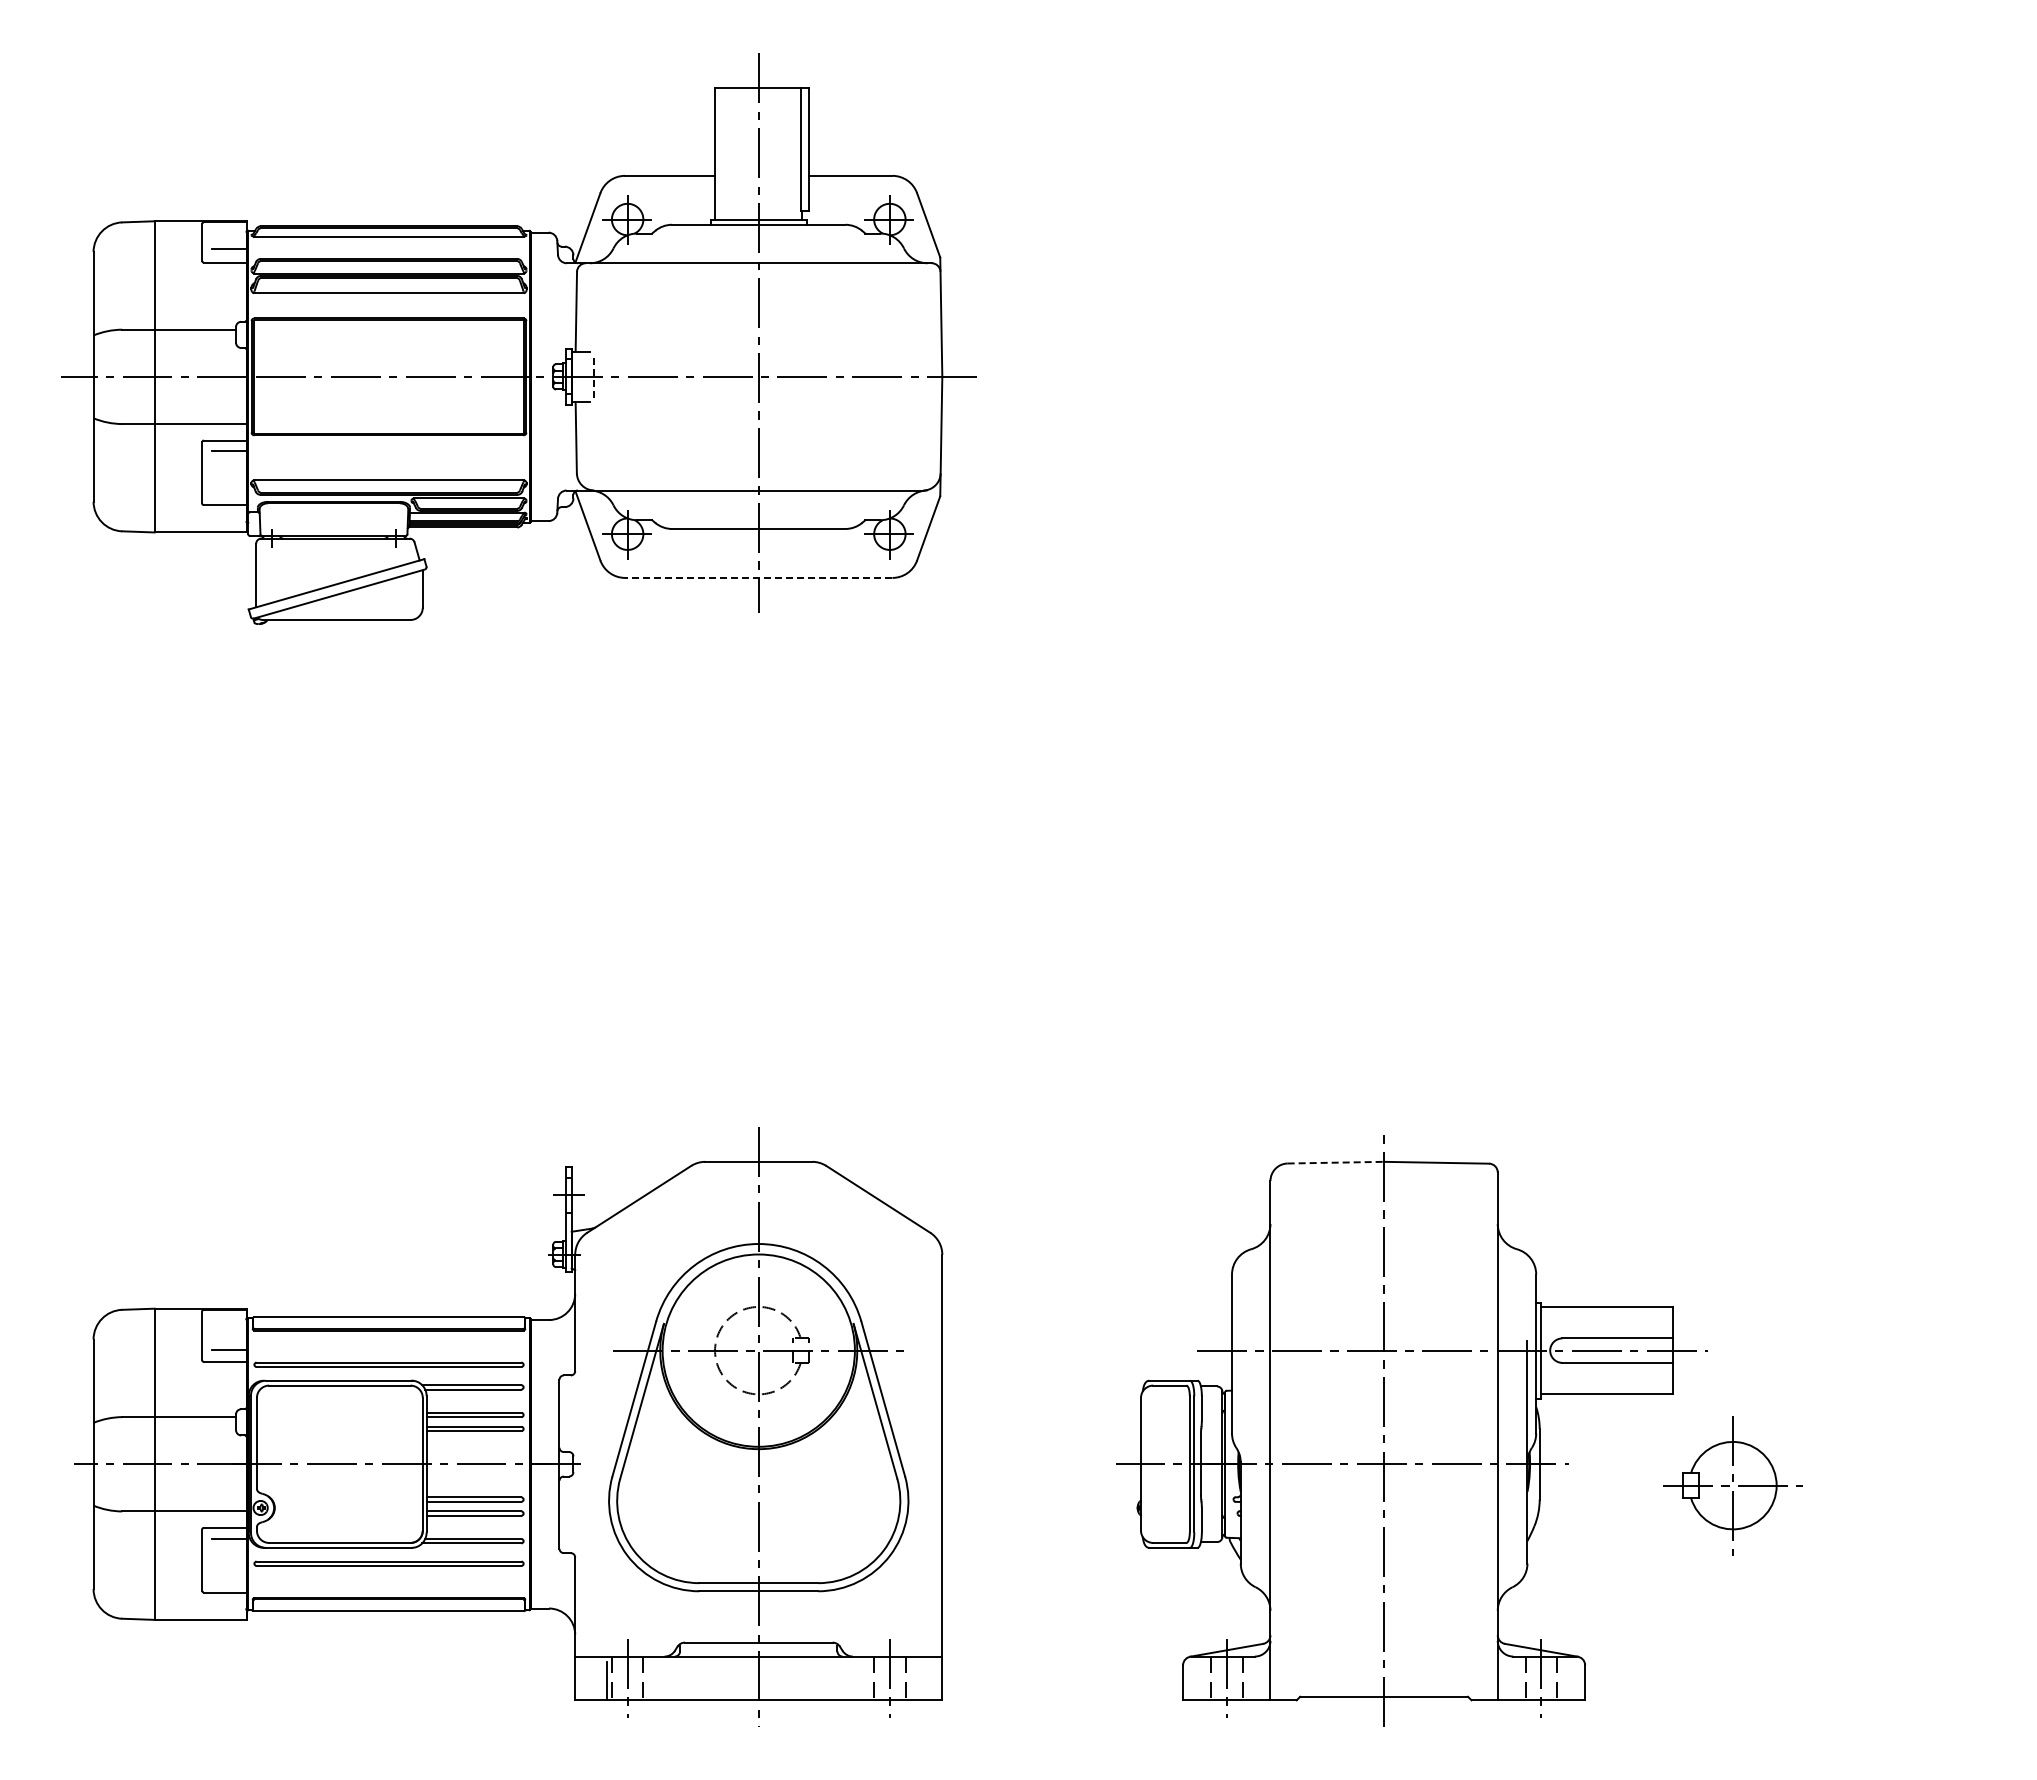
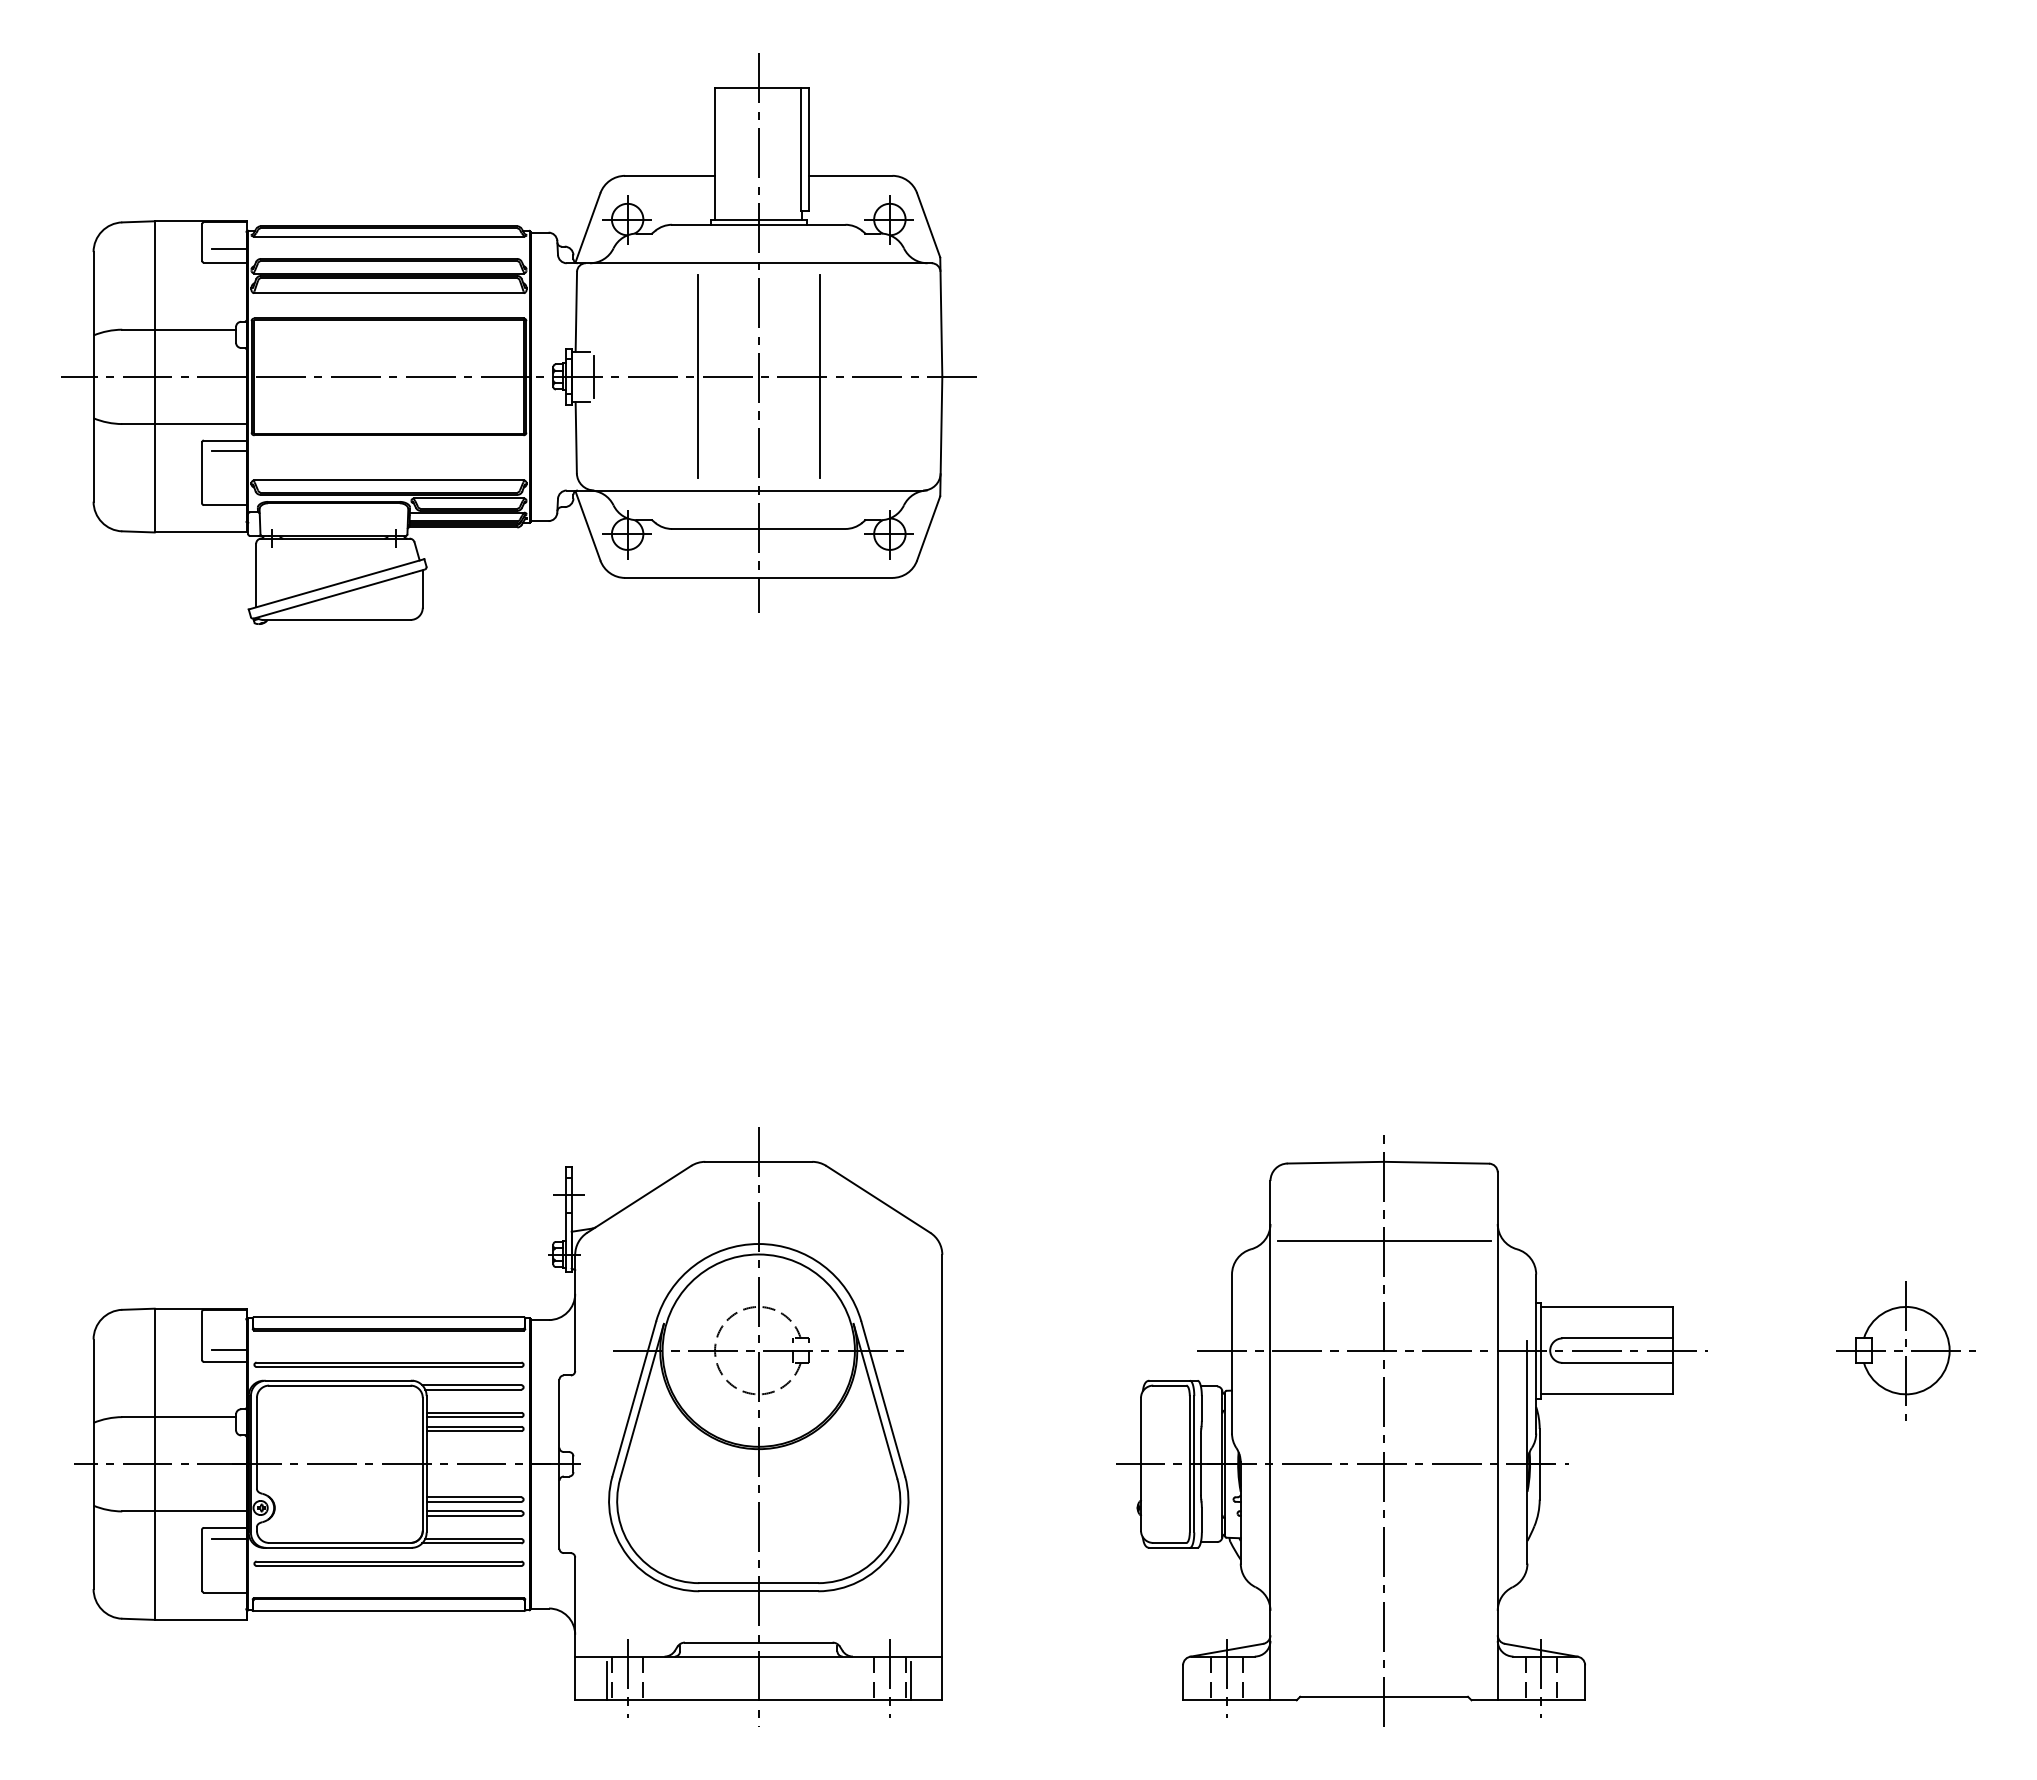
line: dashed -> solid (594, 376)
line: none -> present (697, 376)
line: none -> present (819, 376)
line: dashed -> solid (758, 577)
line: dashed -> solid (1336, 1162)
line: none -> present (1383, 1240)
part position: (1732, 1485) -> (1905, 1350) (1905, 1350)
line: none -> present (910, 1680)
